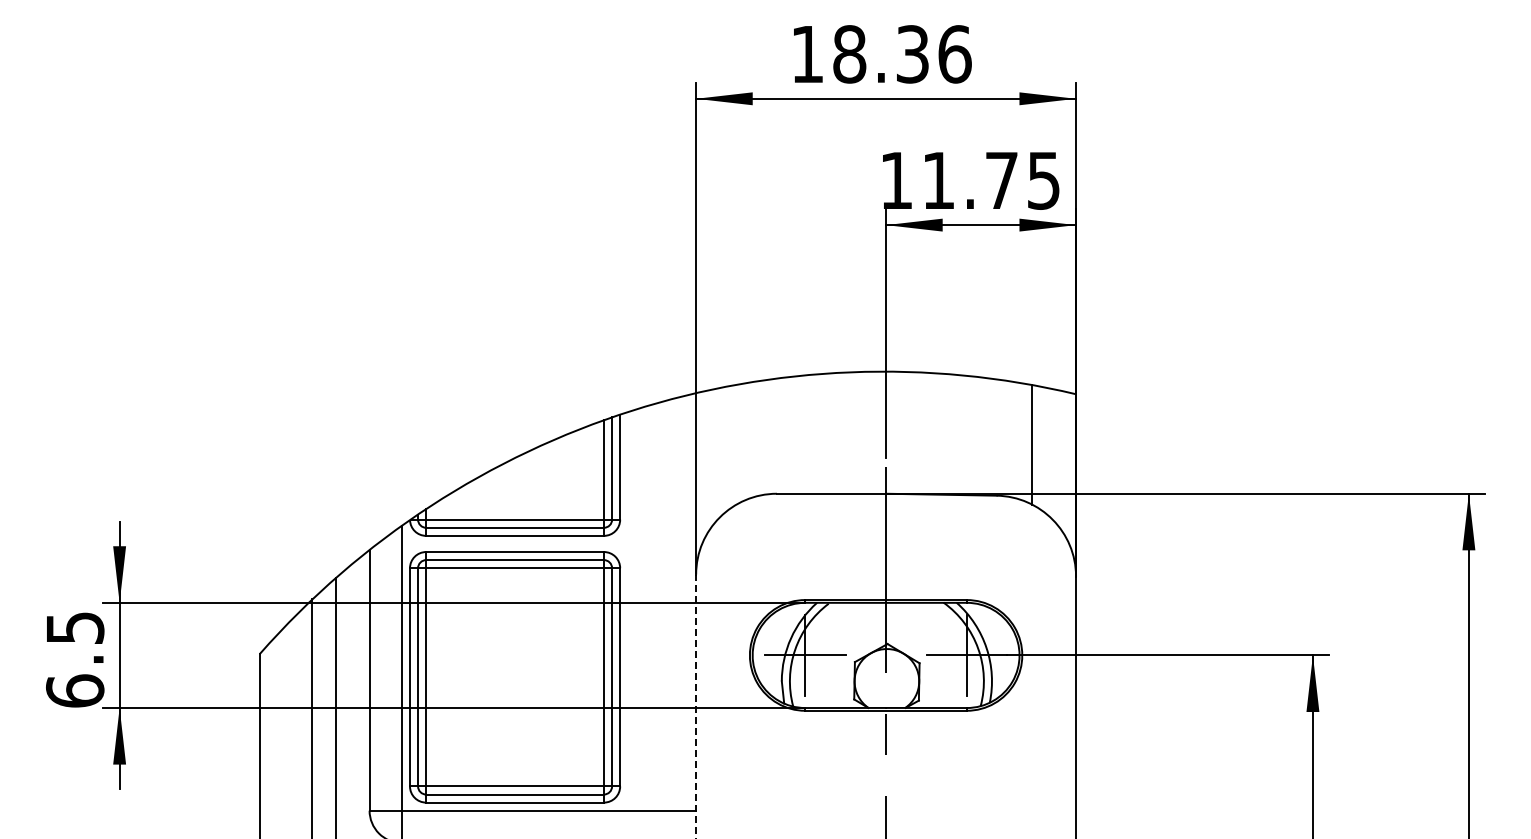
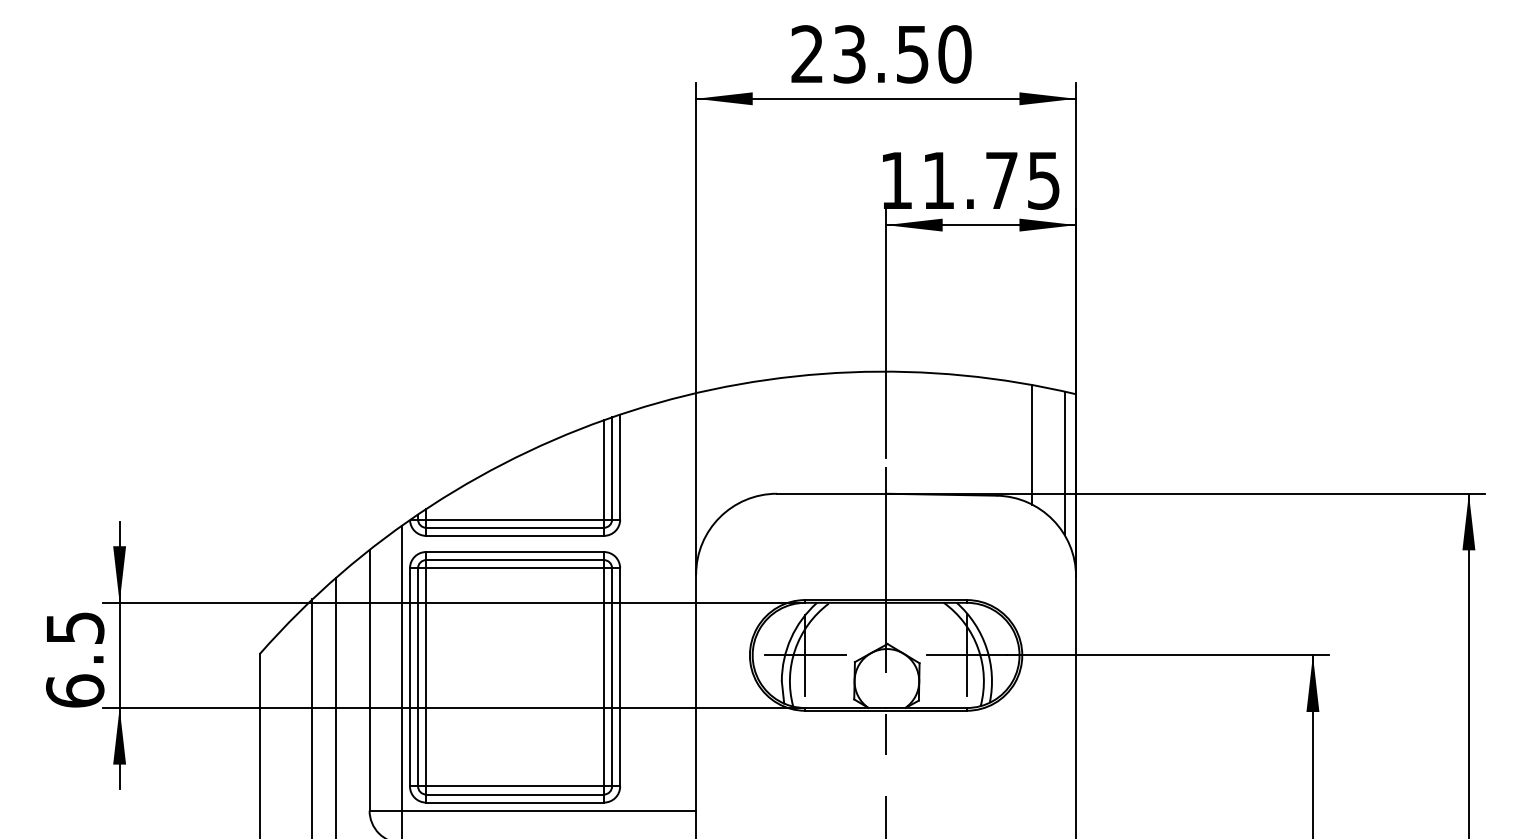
text: 18.36 -> 23.50 (881, 54)
line: none -> present (1064, 463)
line: dashed -> solid (696, 706)
